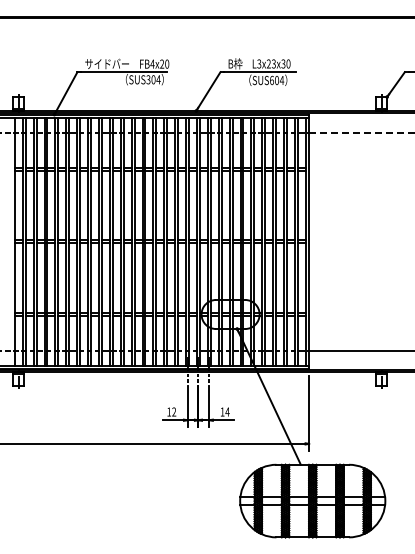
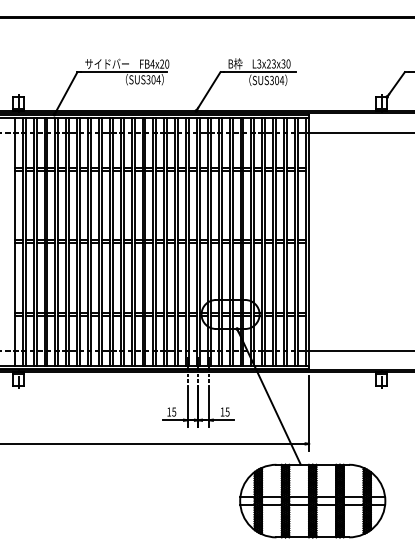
text: SUS604 -> SUS304 (271, 80)
line: dashed -> solid (362, 132)
text: 12 -> 15 (174, 411)
text: 14 -> 15 (227, 411)
